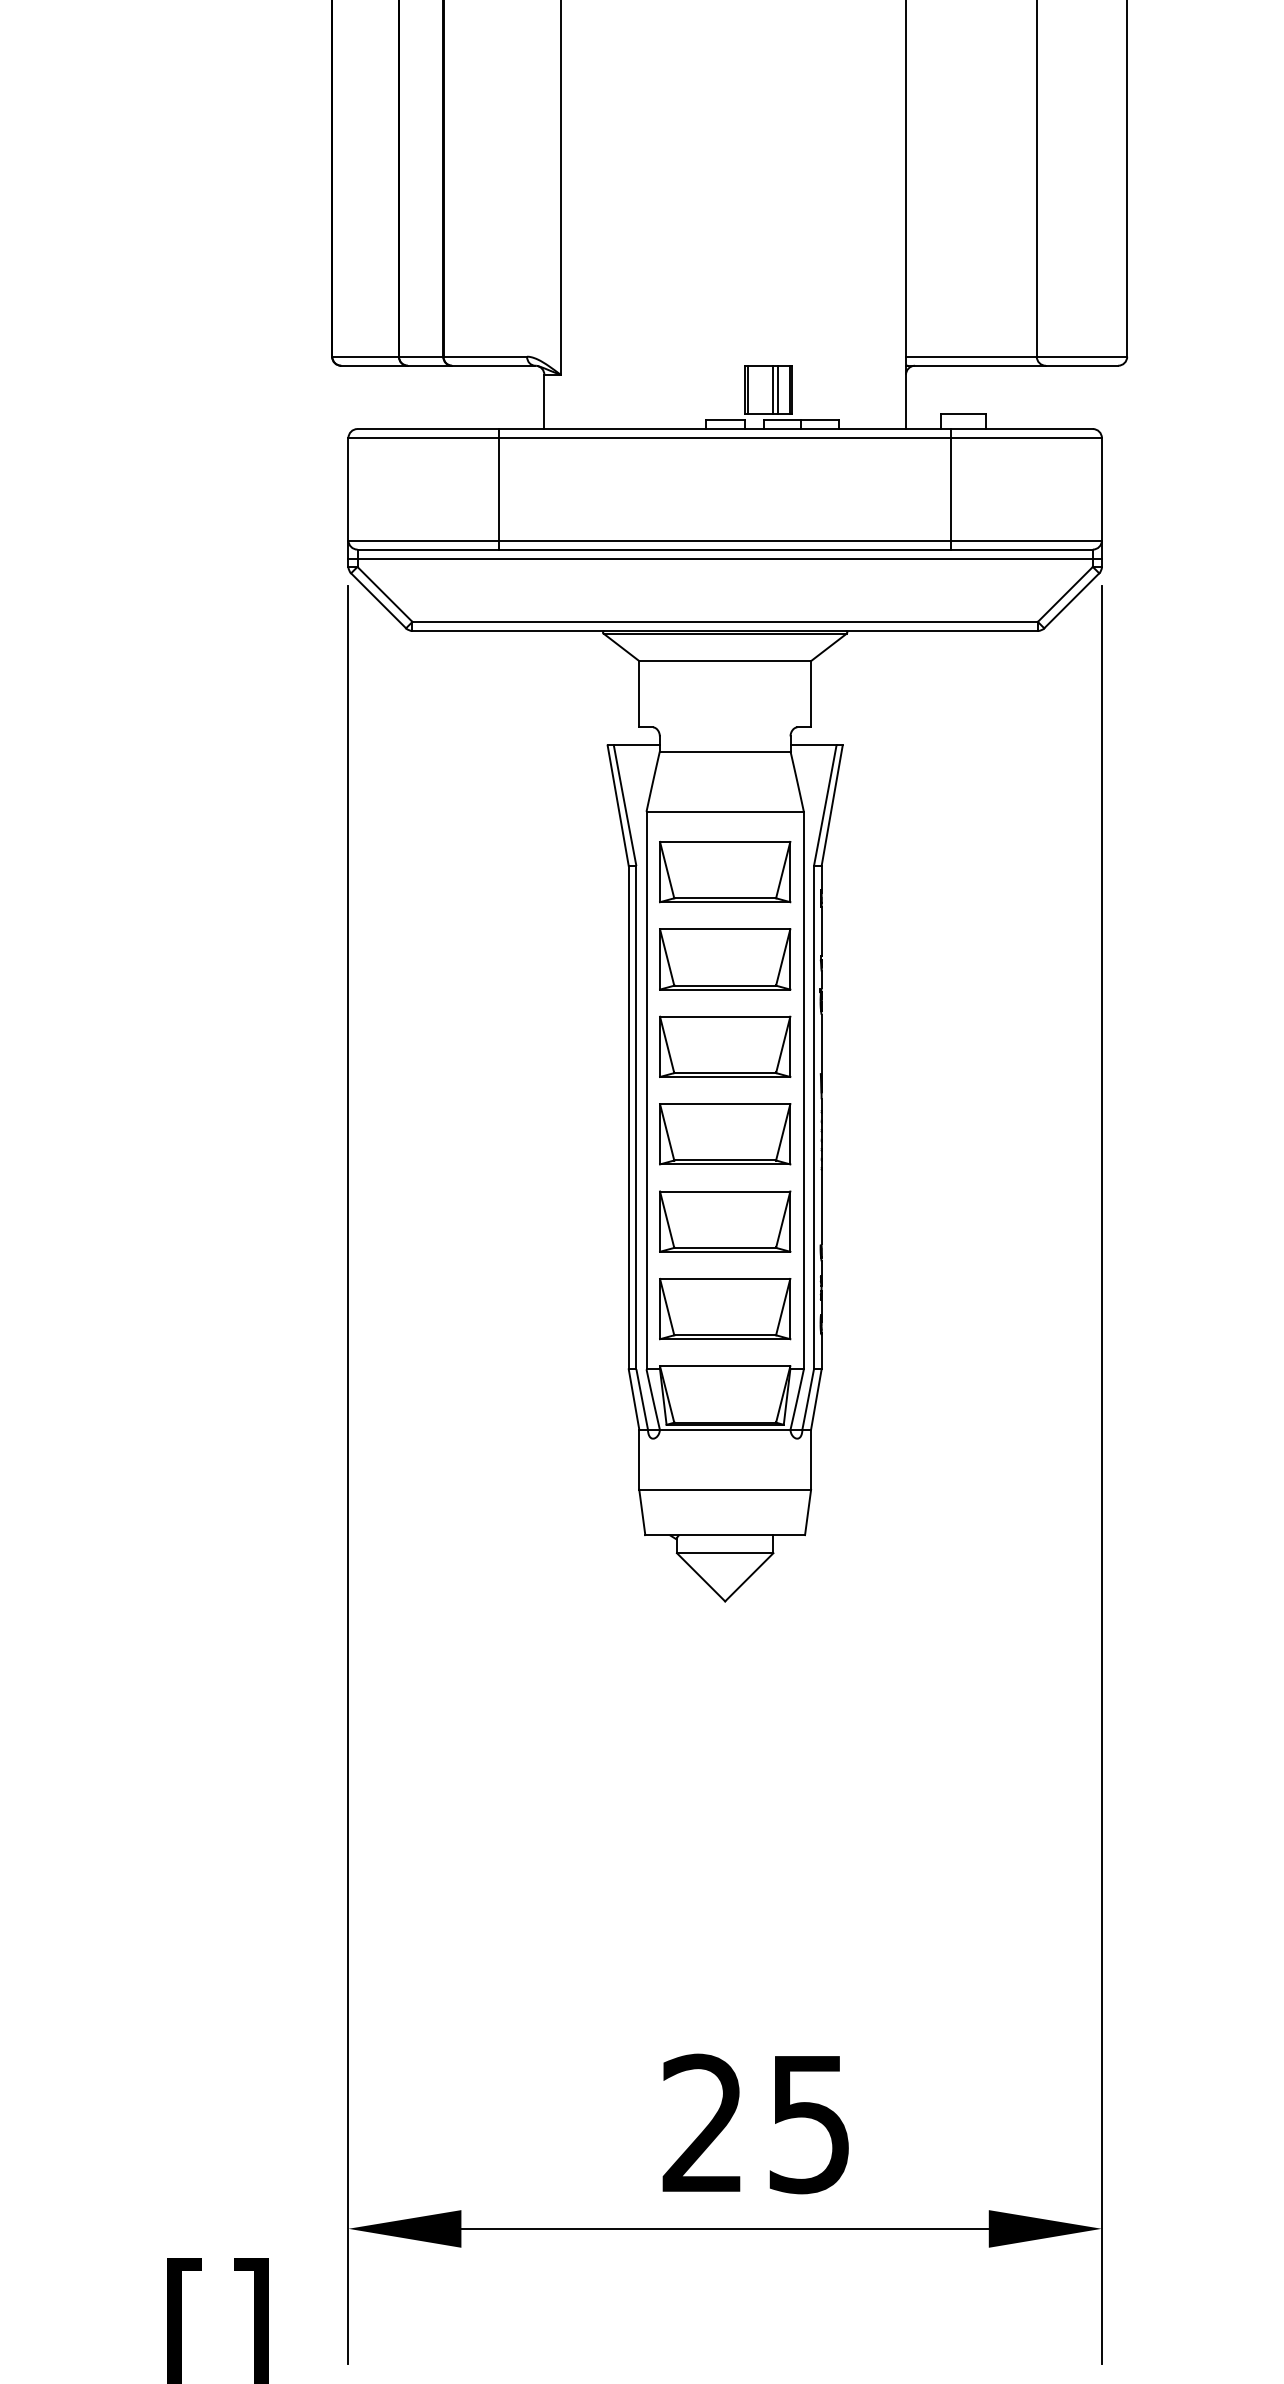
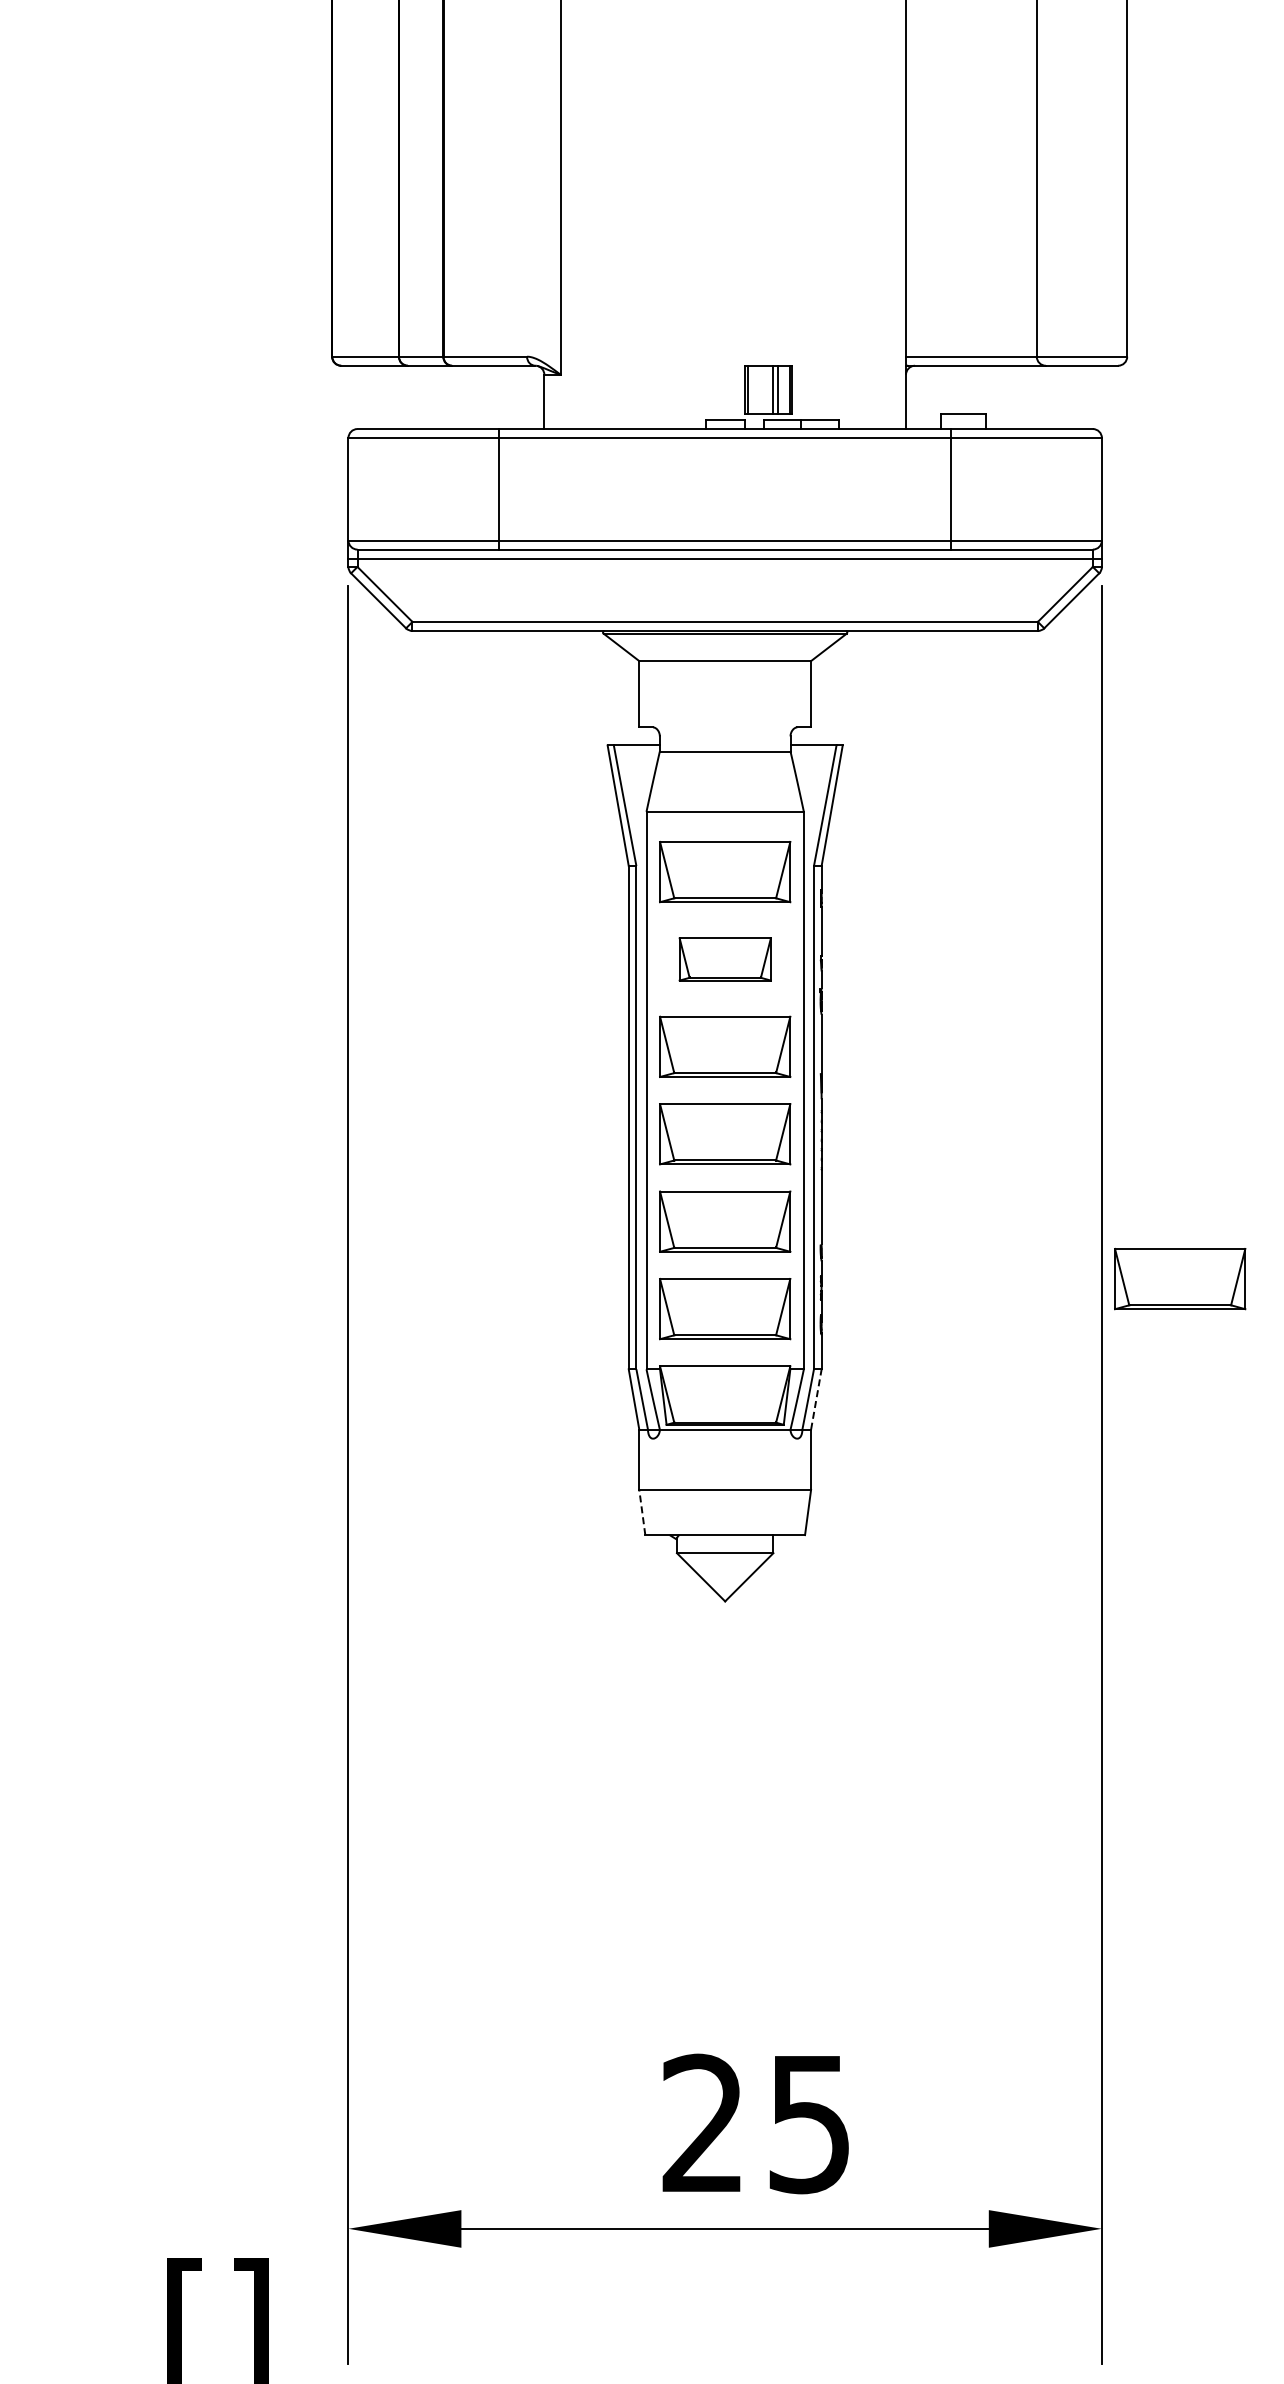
part size: 133x63 px -> 94x45 px (724, 959)
part: none -> present (1180, 1279)
line: solid -> dashed (816, 1399)
line: solid -> dashed (642, 1512)
